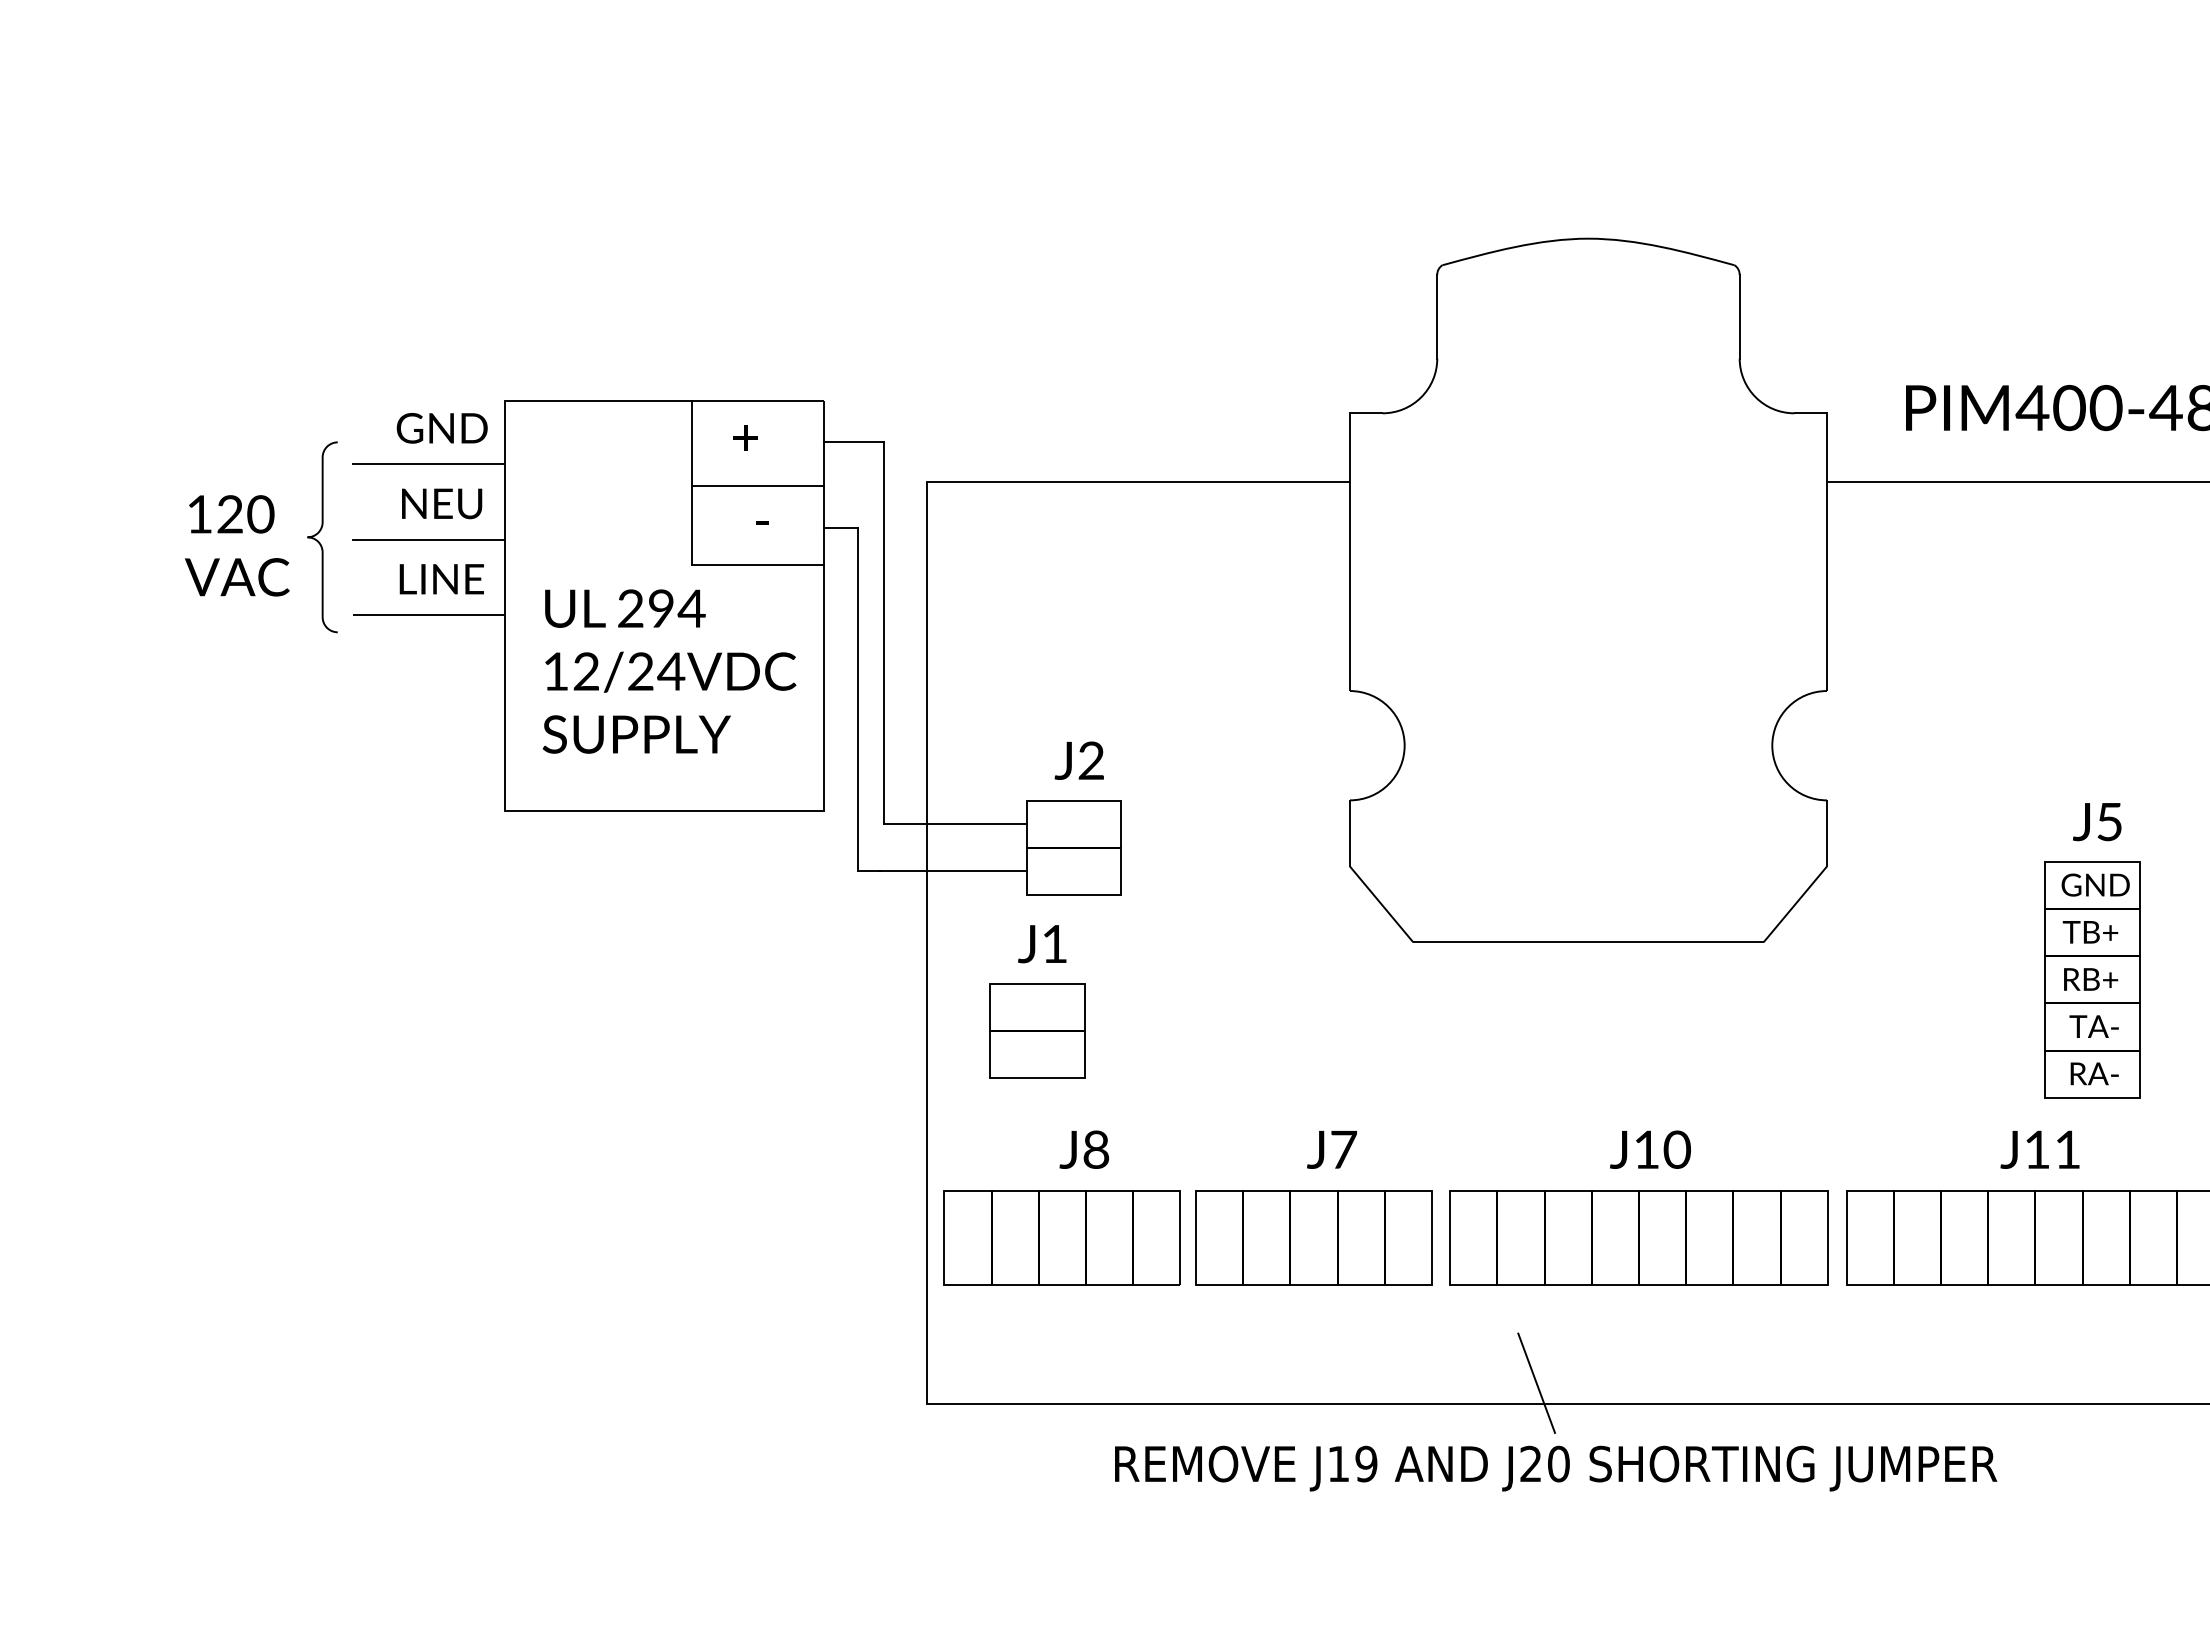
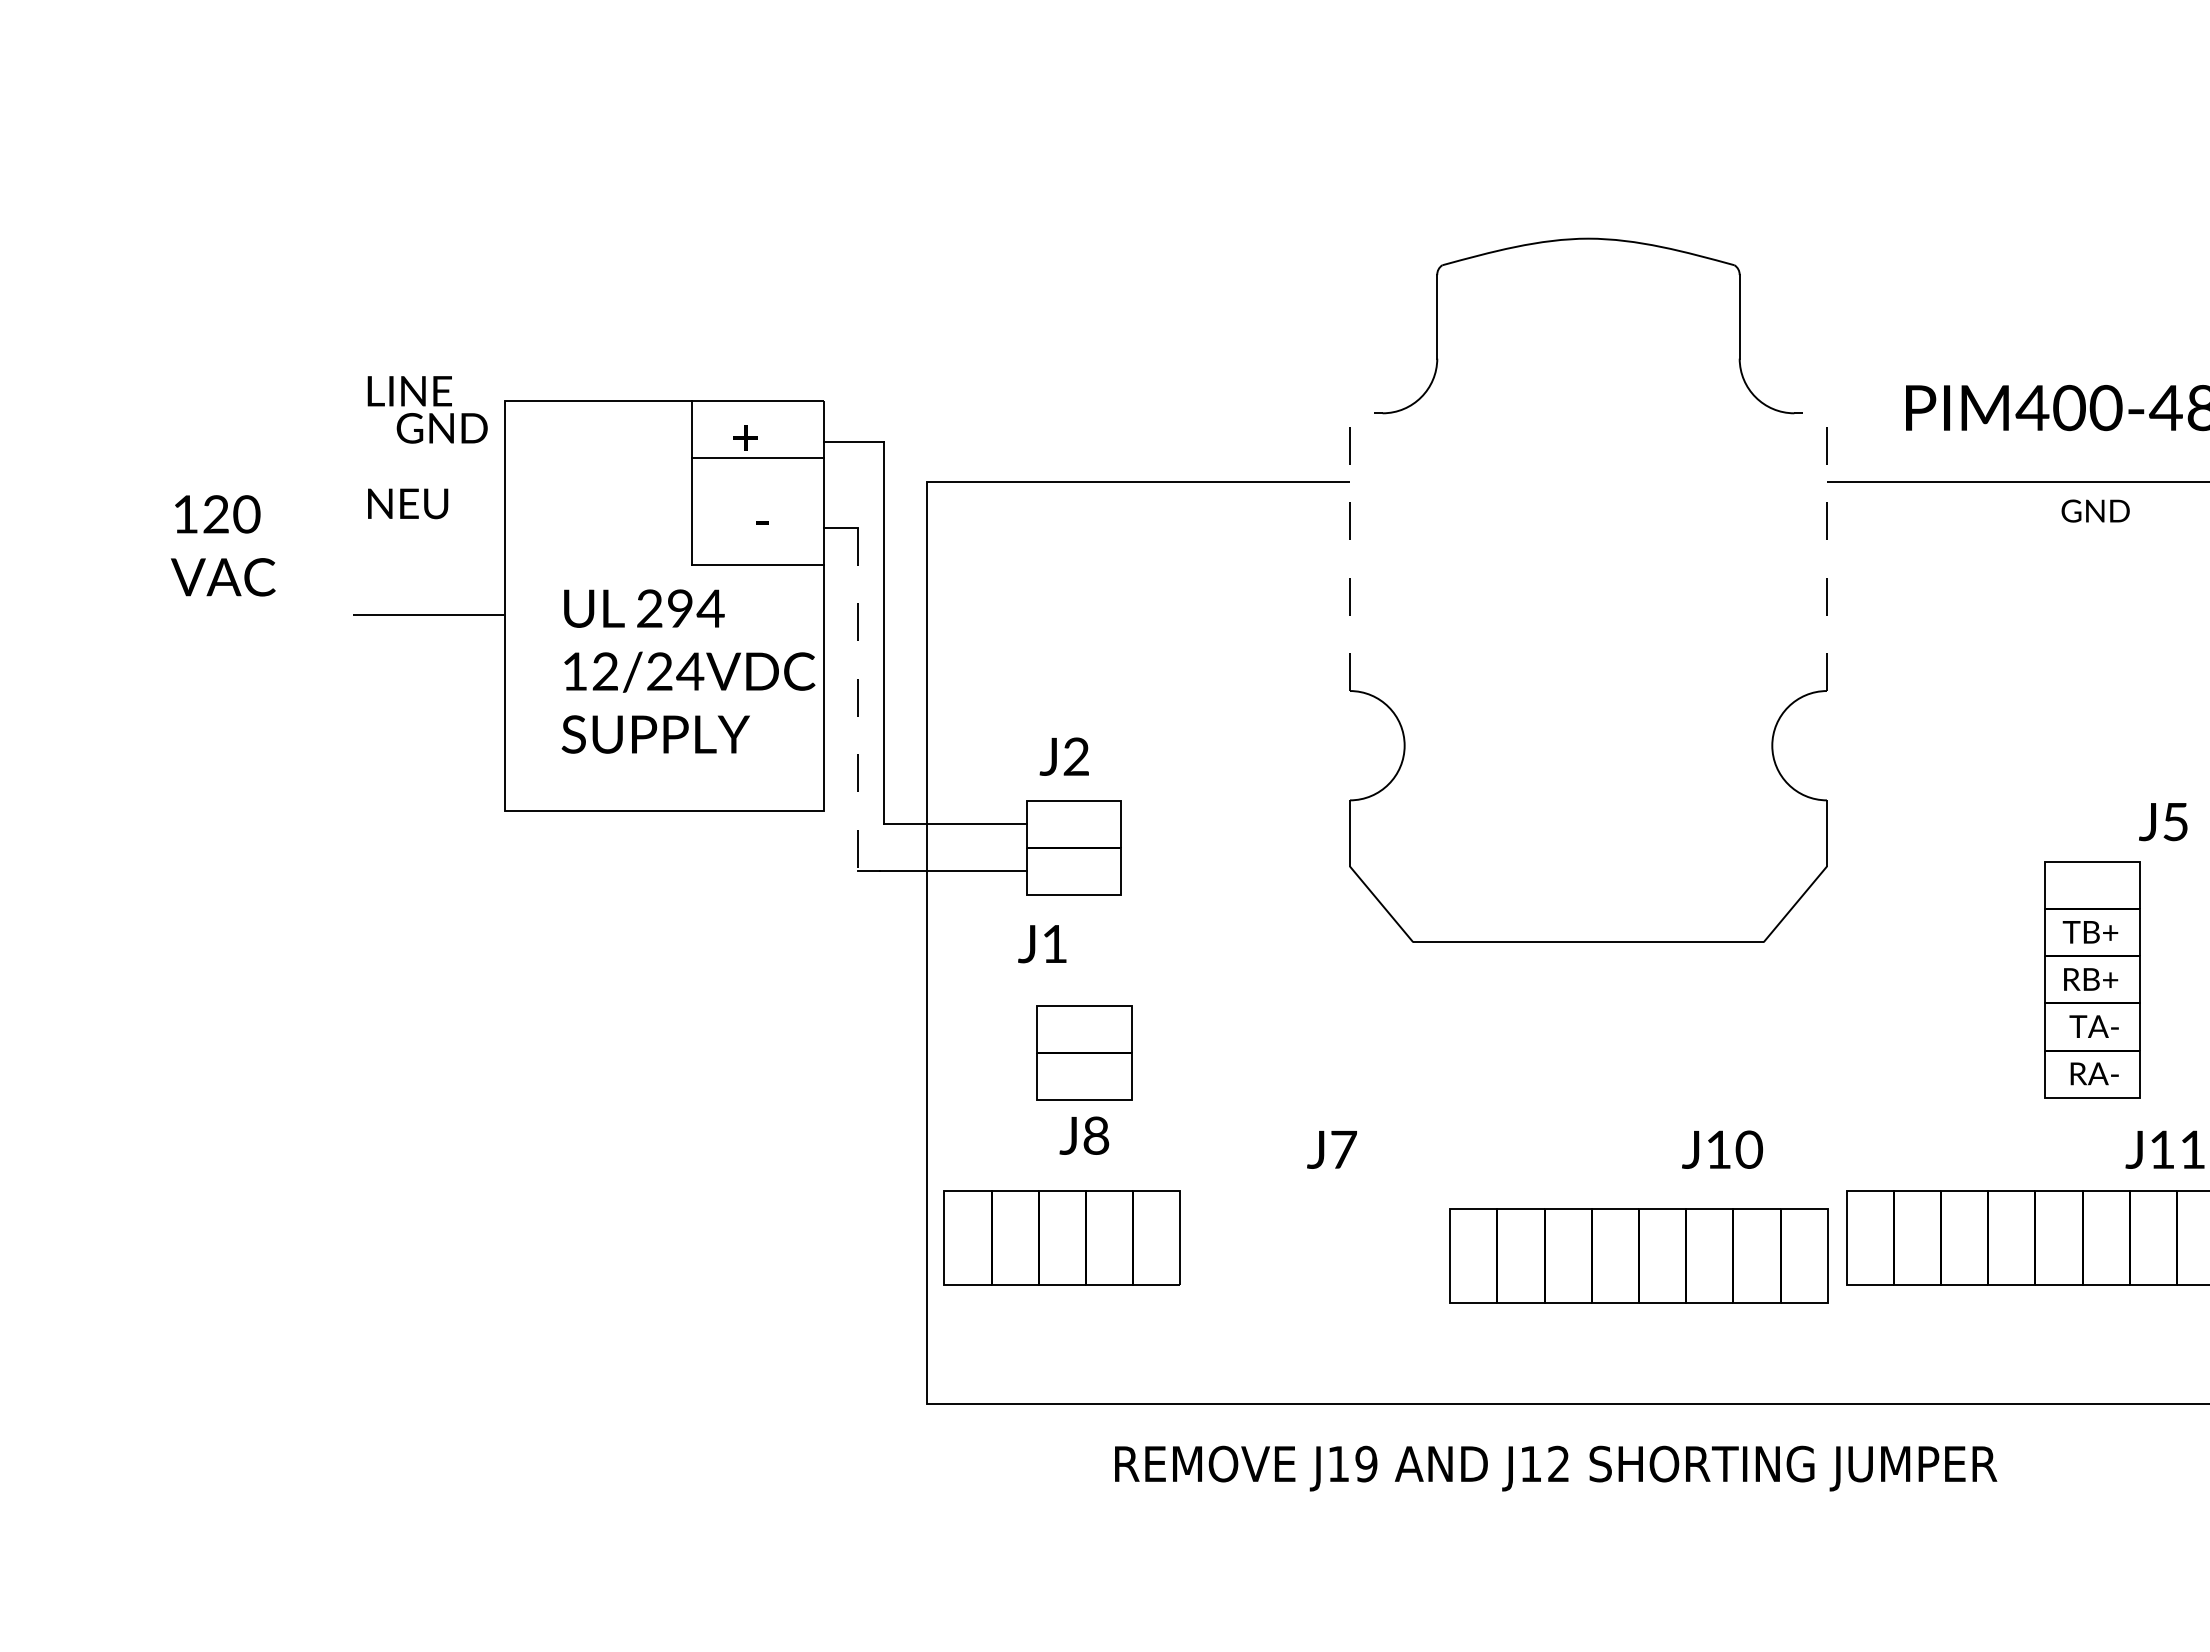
line: present -> none (428, 464)
line position: (757, 485) -> (757, 457) (757, 457)
text position: (442, 503) -> (408, 503) (408, 503)
line: solid -> dashed (1350, 535)
line: solid -> dashed (1826, 535)
line: present -> none (428, 539)
curve: present -> none (318, 540)
text position: (237, 545) -> (223, 545) (223, 545)
text position: (441, 579) -> (409, 391) (409, 391)
text position: (669, 671) -> (688, 671) (688, 671)
line: solid -> dashed (858, 699)
text position: (1078, 760) -> (1063, 756) (1063, 756)
text position: (2097, 822) -> (2163, 822) (2163, 822)
text position: (2095, 884) -> (2095, 510) (2095, 510)
part position: (1037, 1030) -> (1084, 1052) (1084, 1052)
text position: (1084, 1149) -> (1084, 1135) (1084, 1135)
text position: (1650, 1149) -> (1722, 1149) (1722, 1149)
text position: (2039, 1149) -> (2164, 1149) (2164, 1149)
part: present -> none (1313, 1237)
part position: (1638, 1237) -> (1638, 1255) (1638, 1255)
line: present -> none (1536, 1382)
text: J20 -> J12 (1544, 1463)
